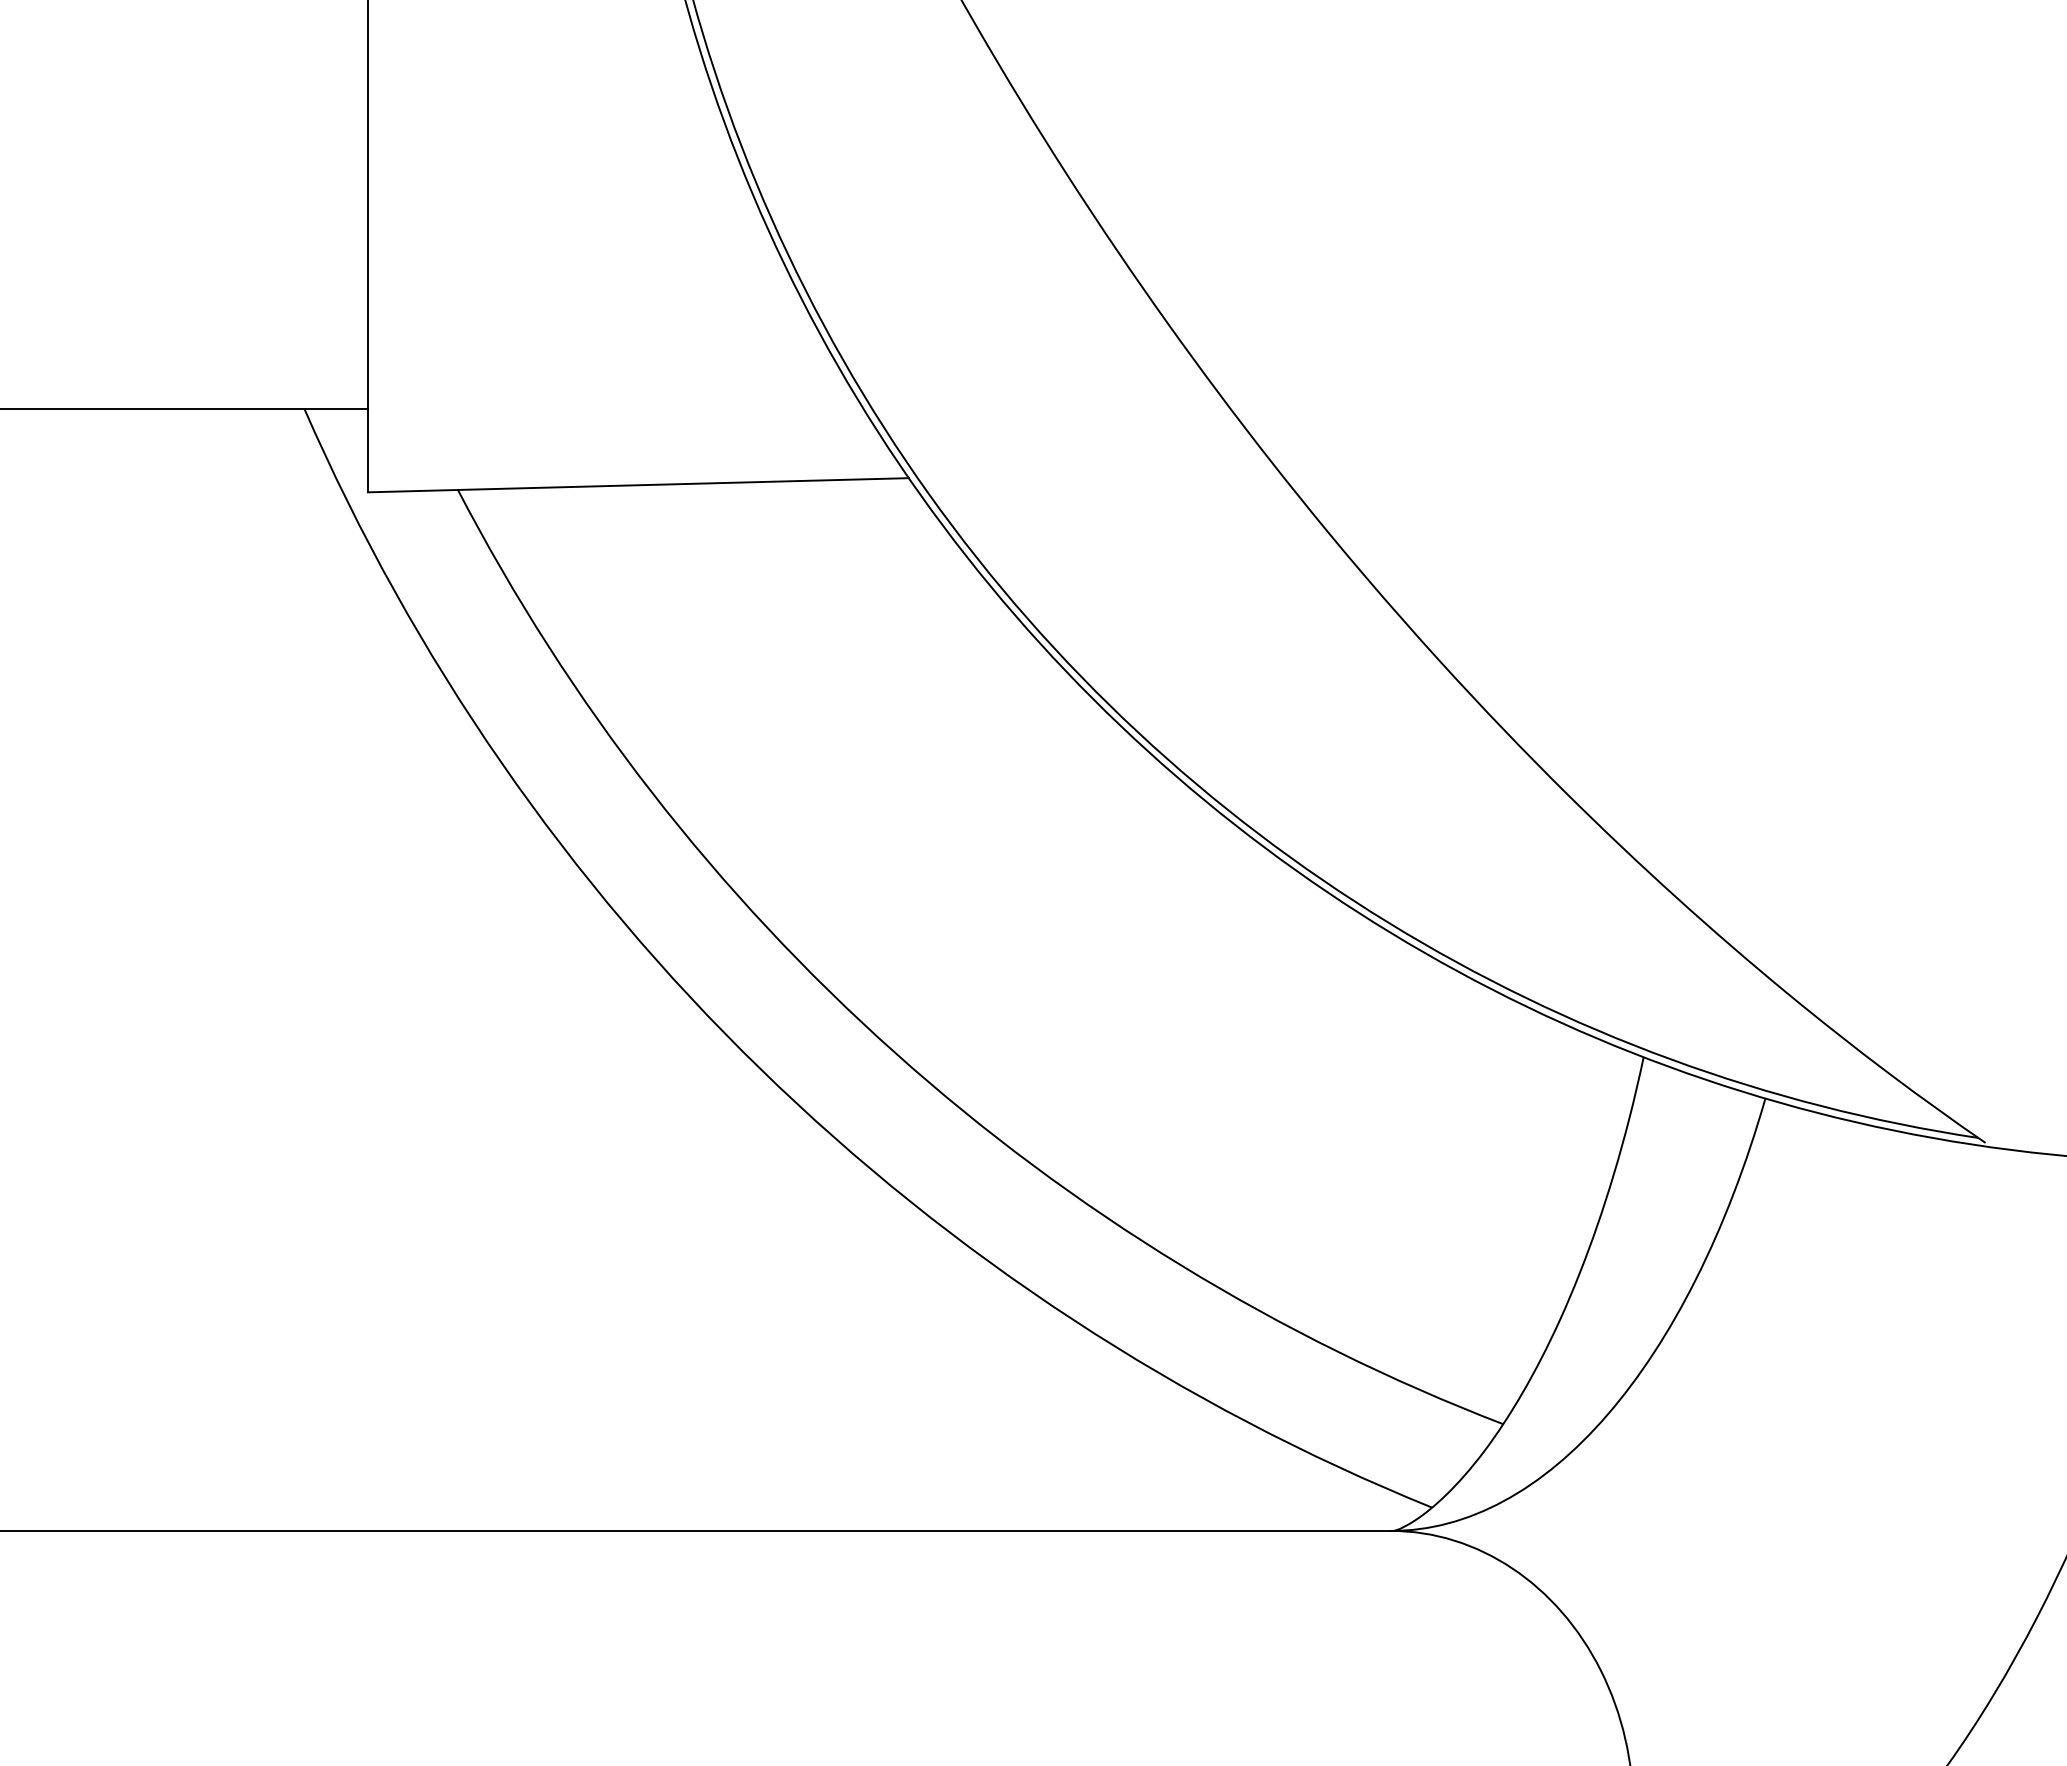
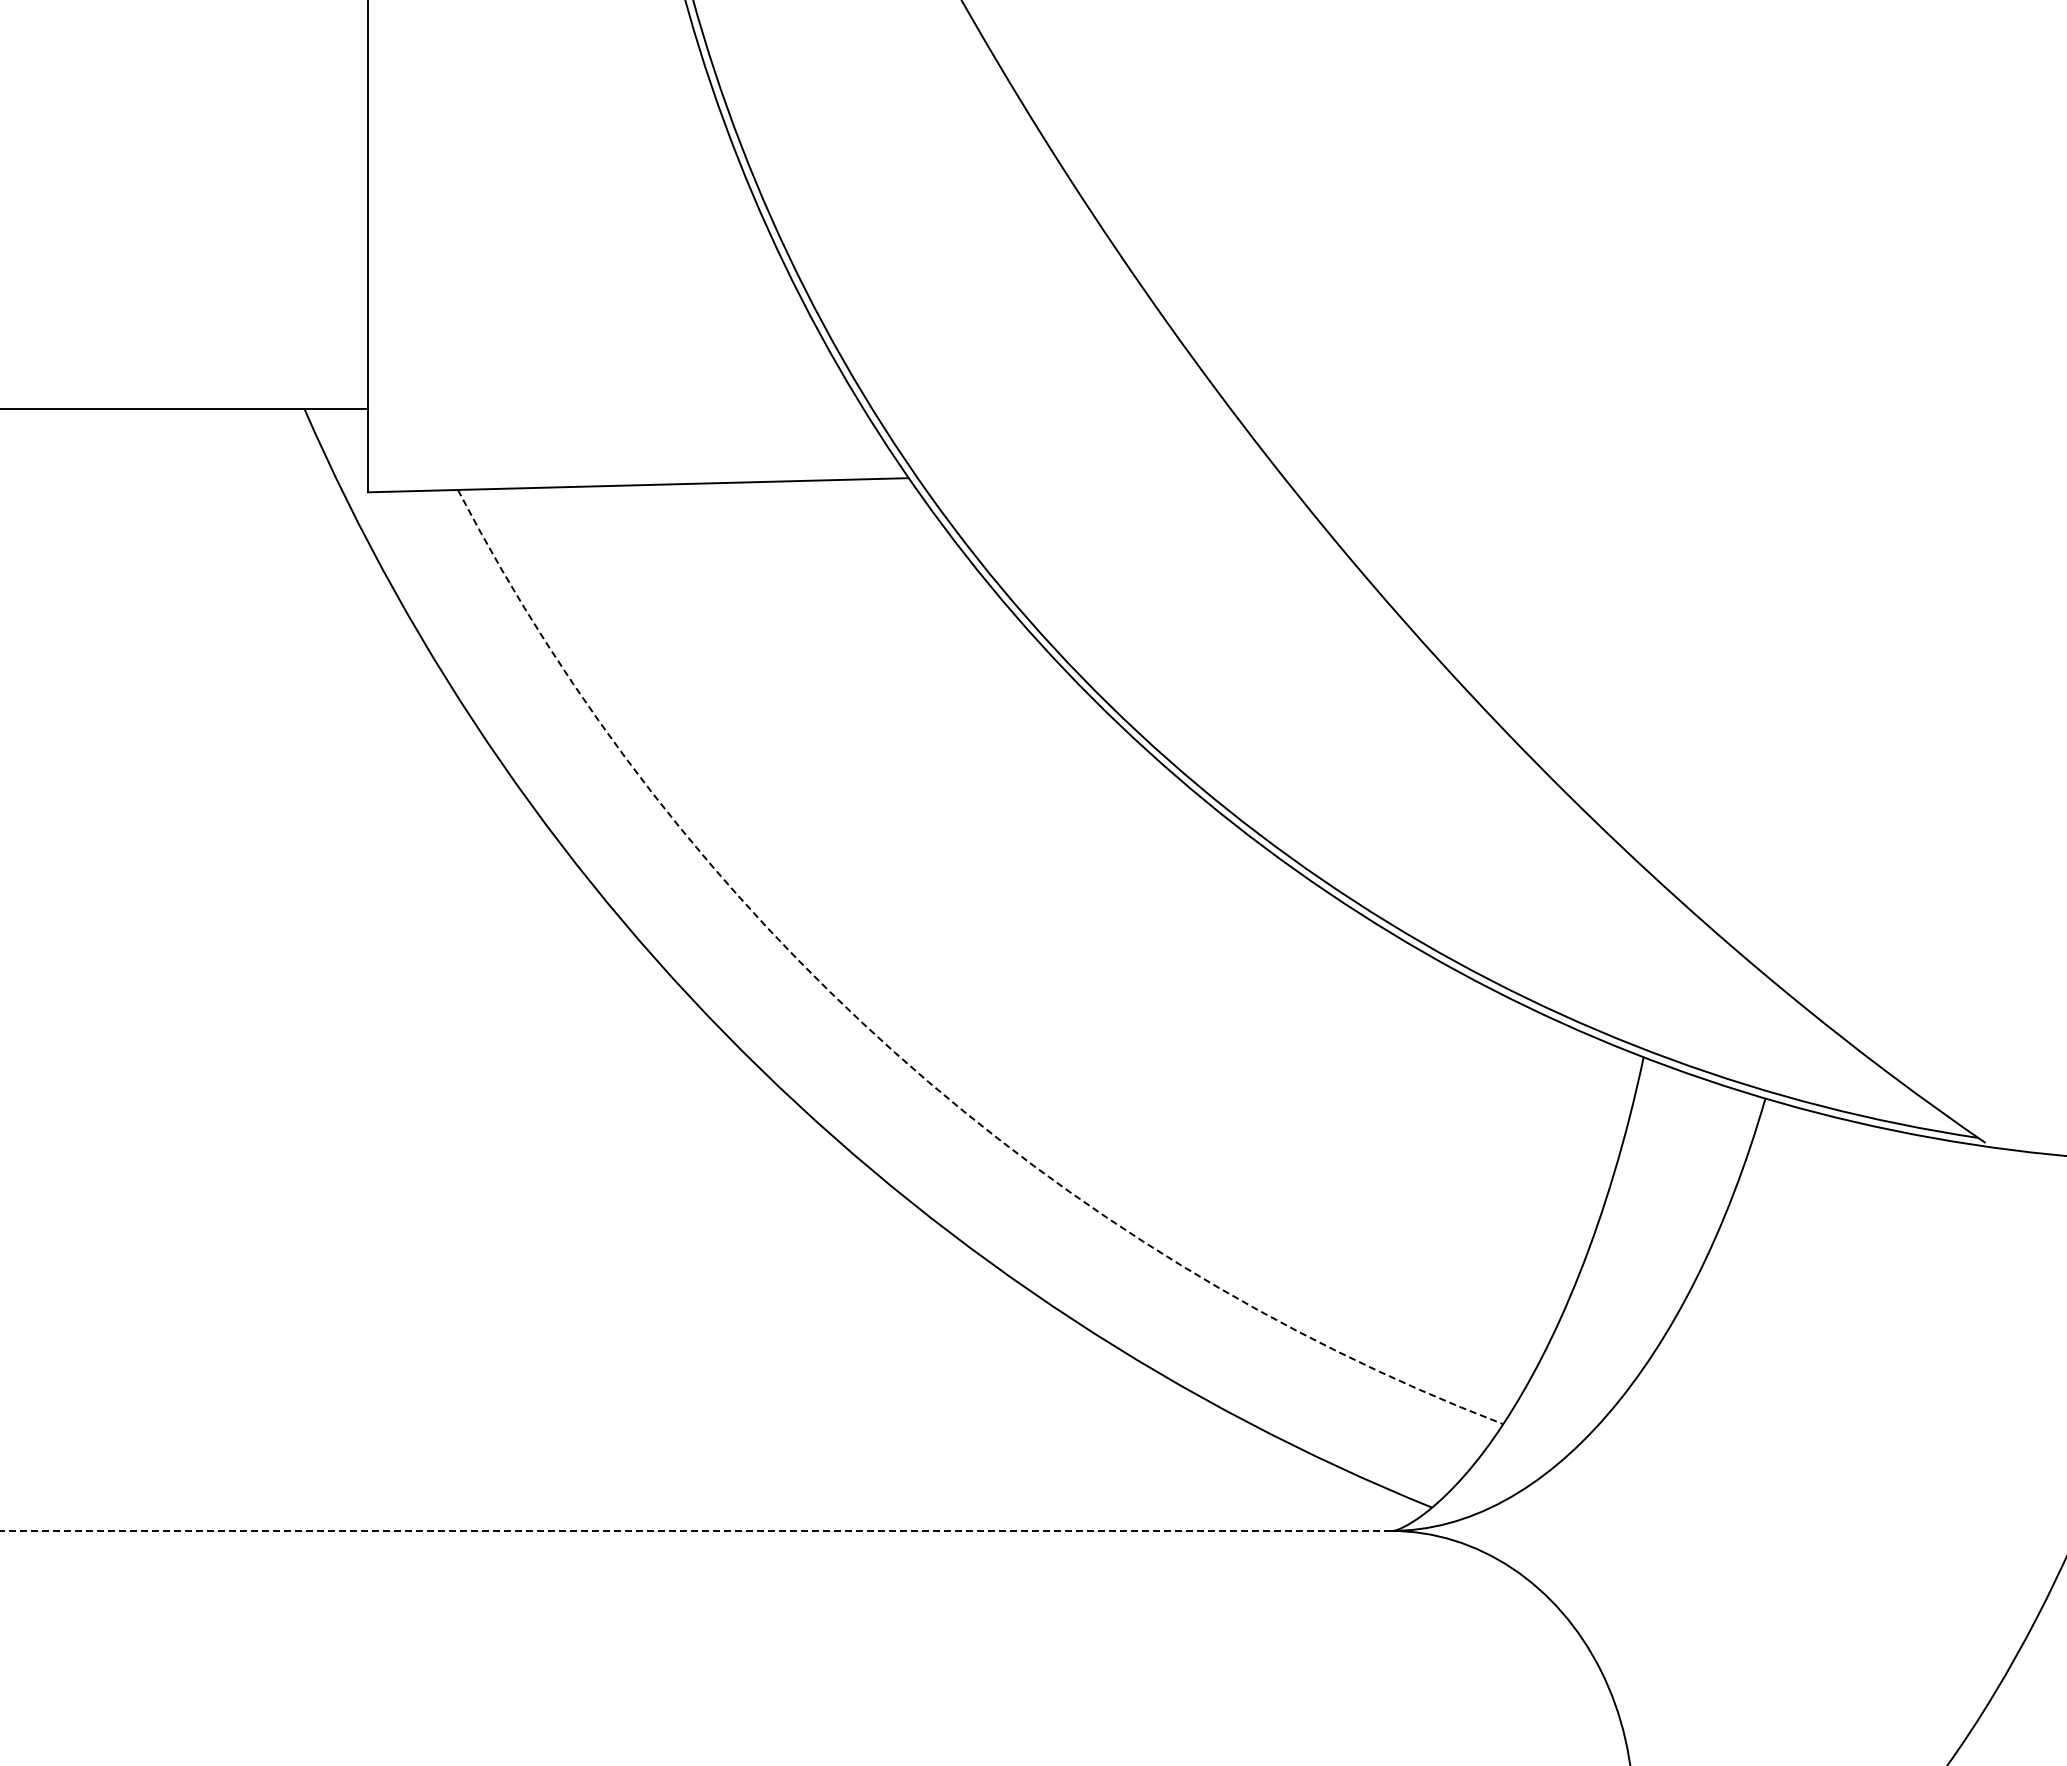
arc: solid -> dashed (895, 1052)
line: solid -> dashed (695, 1530)
